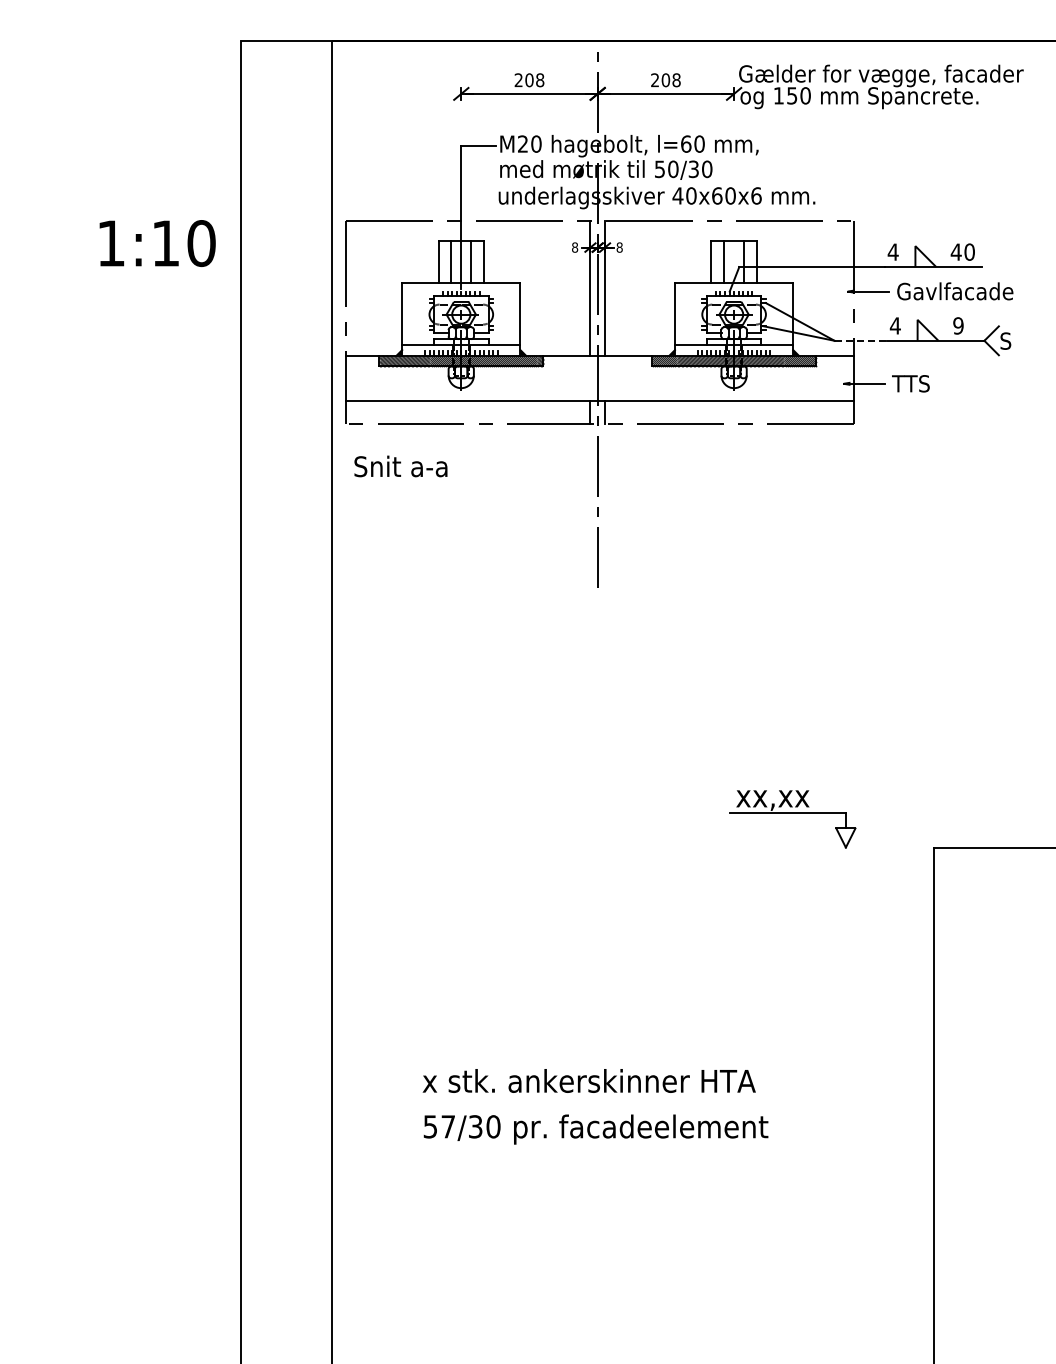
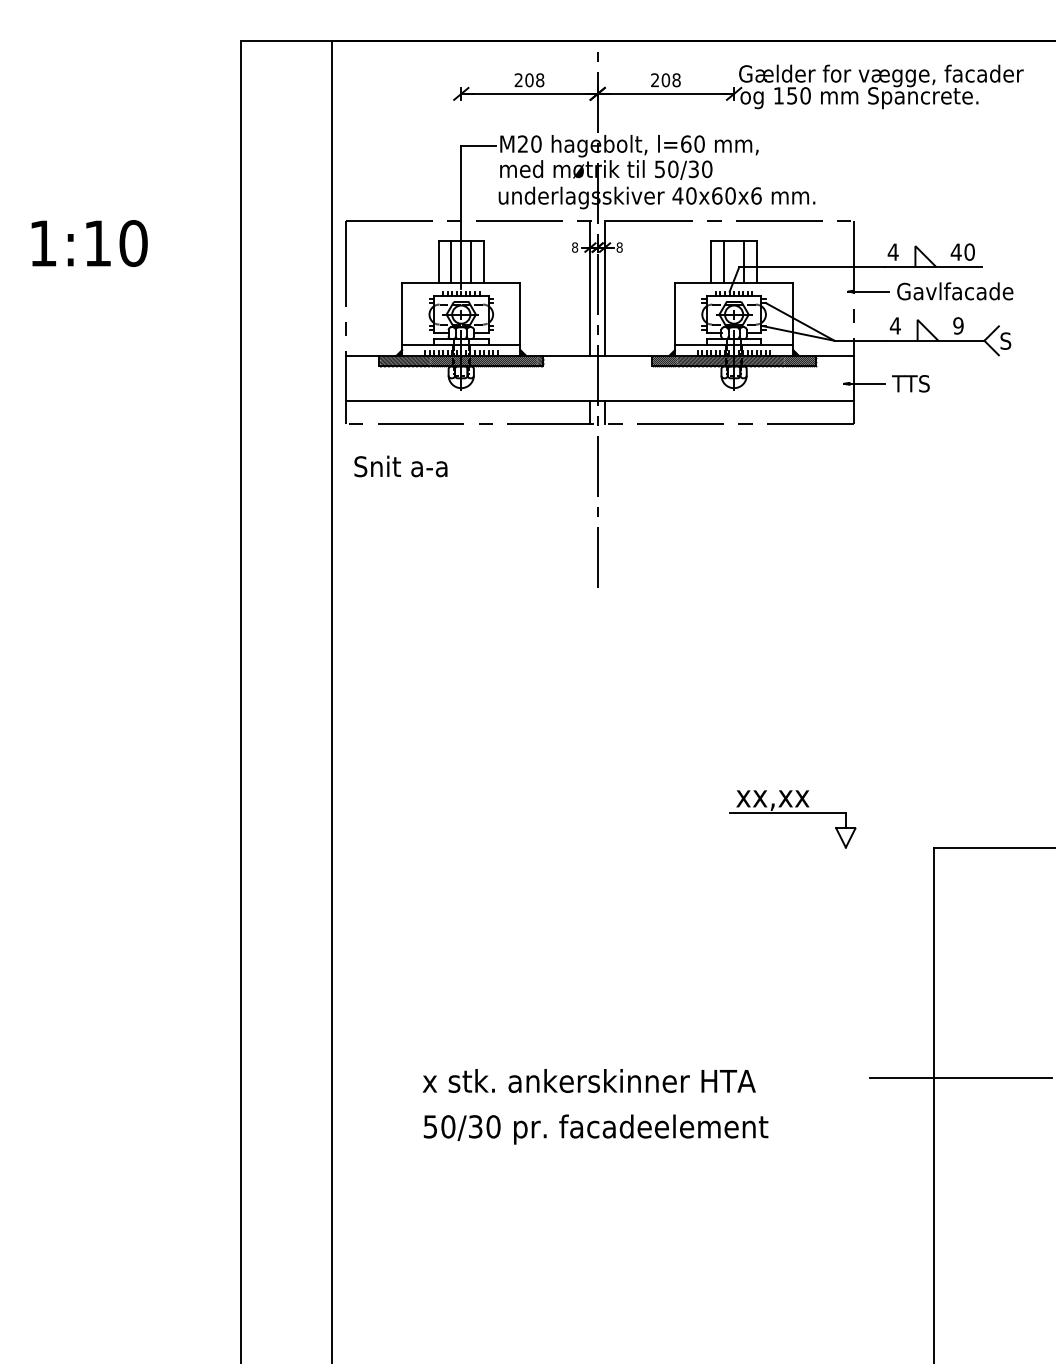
text position: (157, 243) -> (89, 243) (89, 243)
line: dashed -> solid (860, 340)
line: none -> present (960, 1077)
text: 57/30 -> 50/30 (448, 1126)
